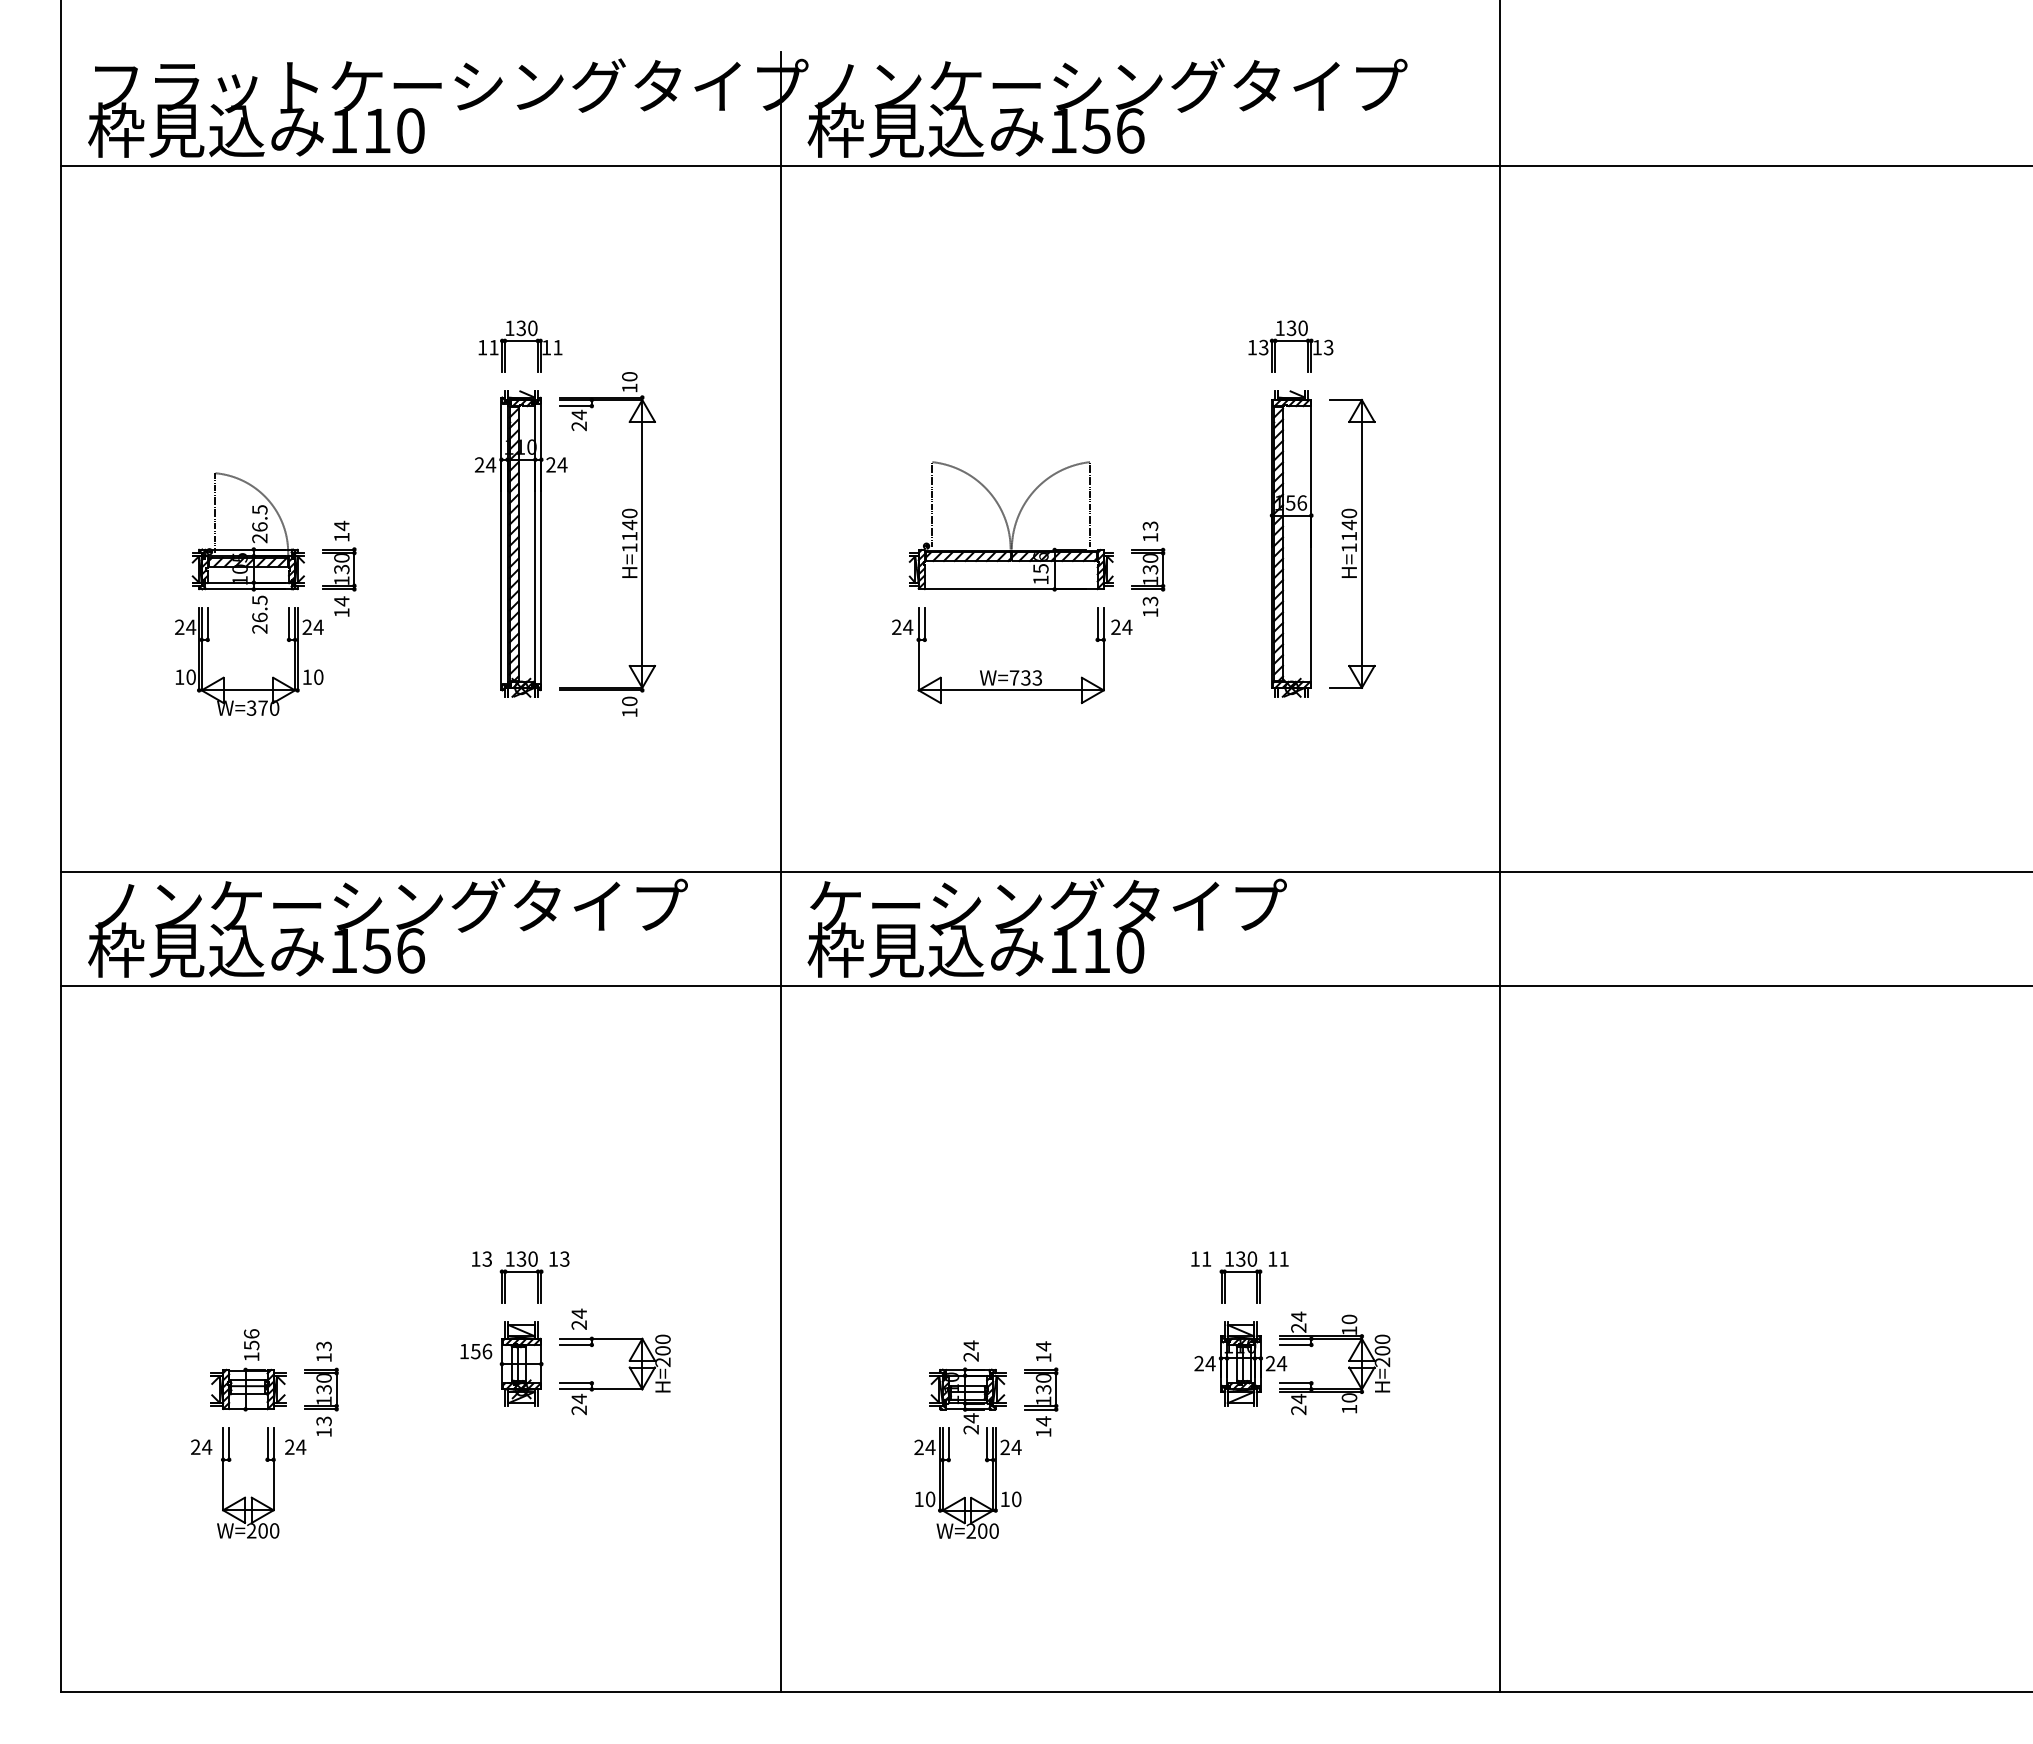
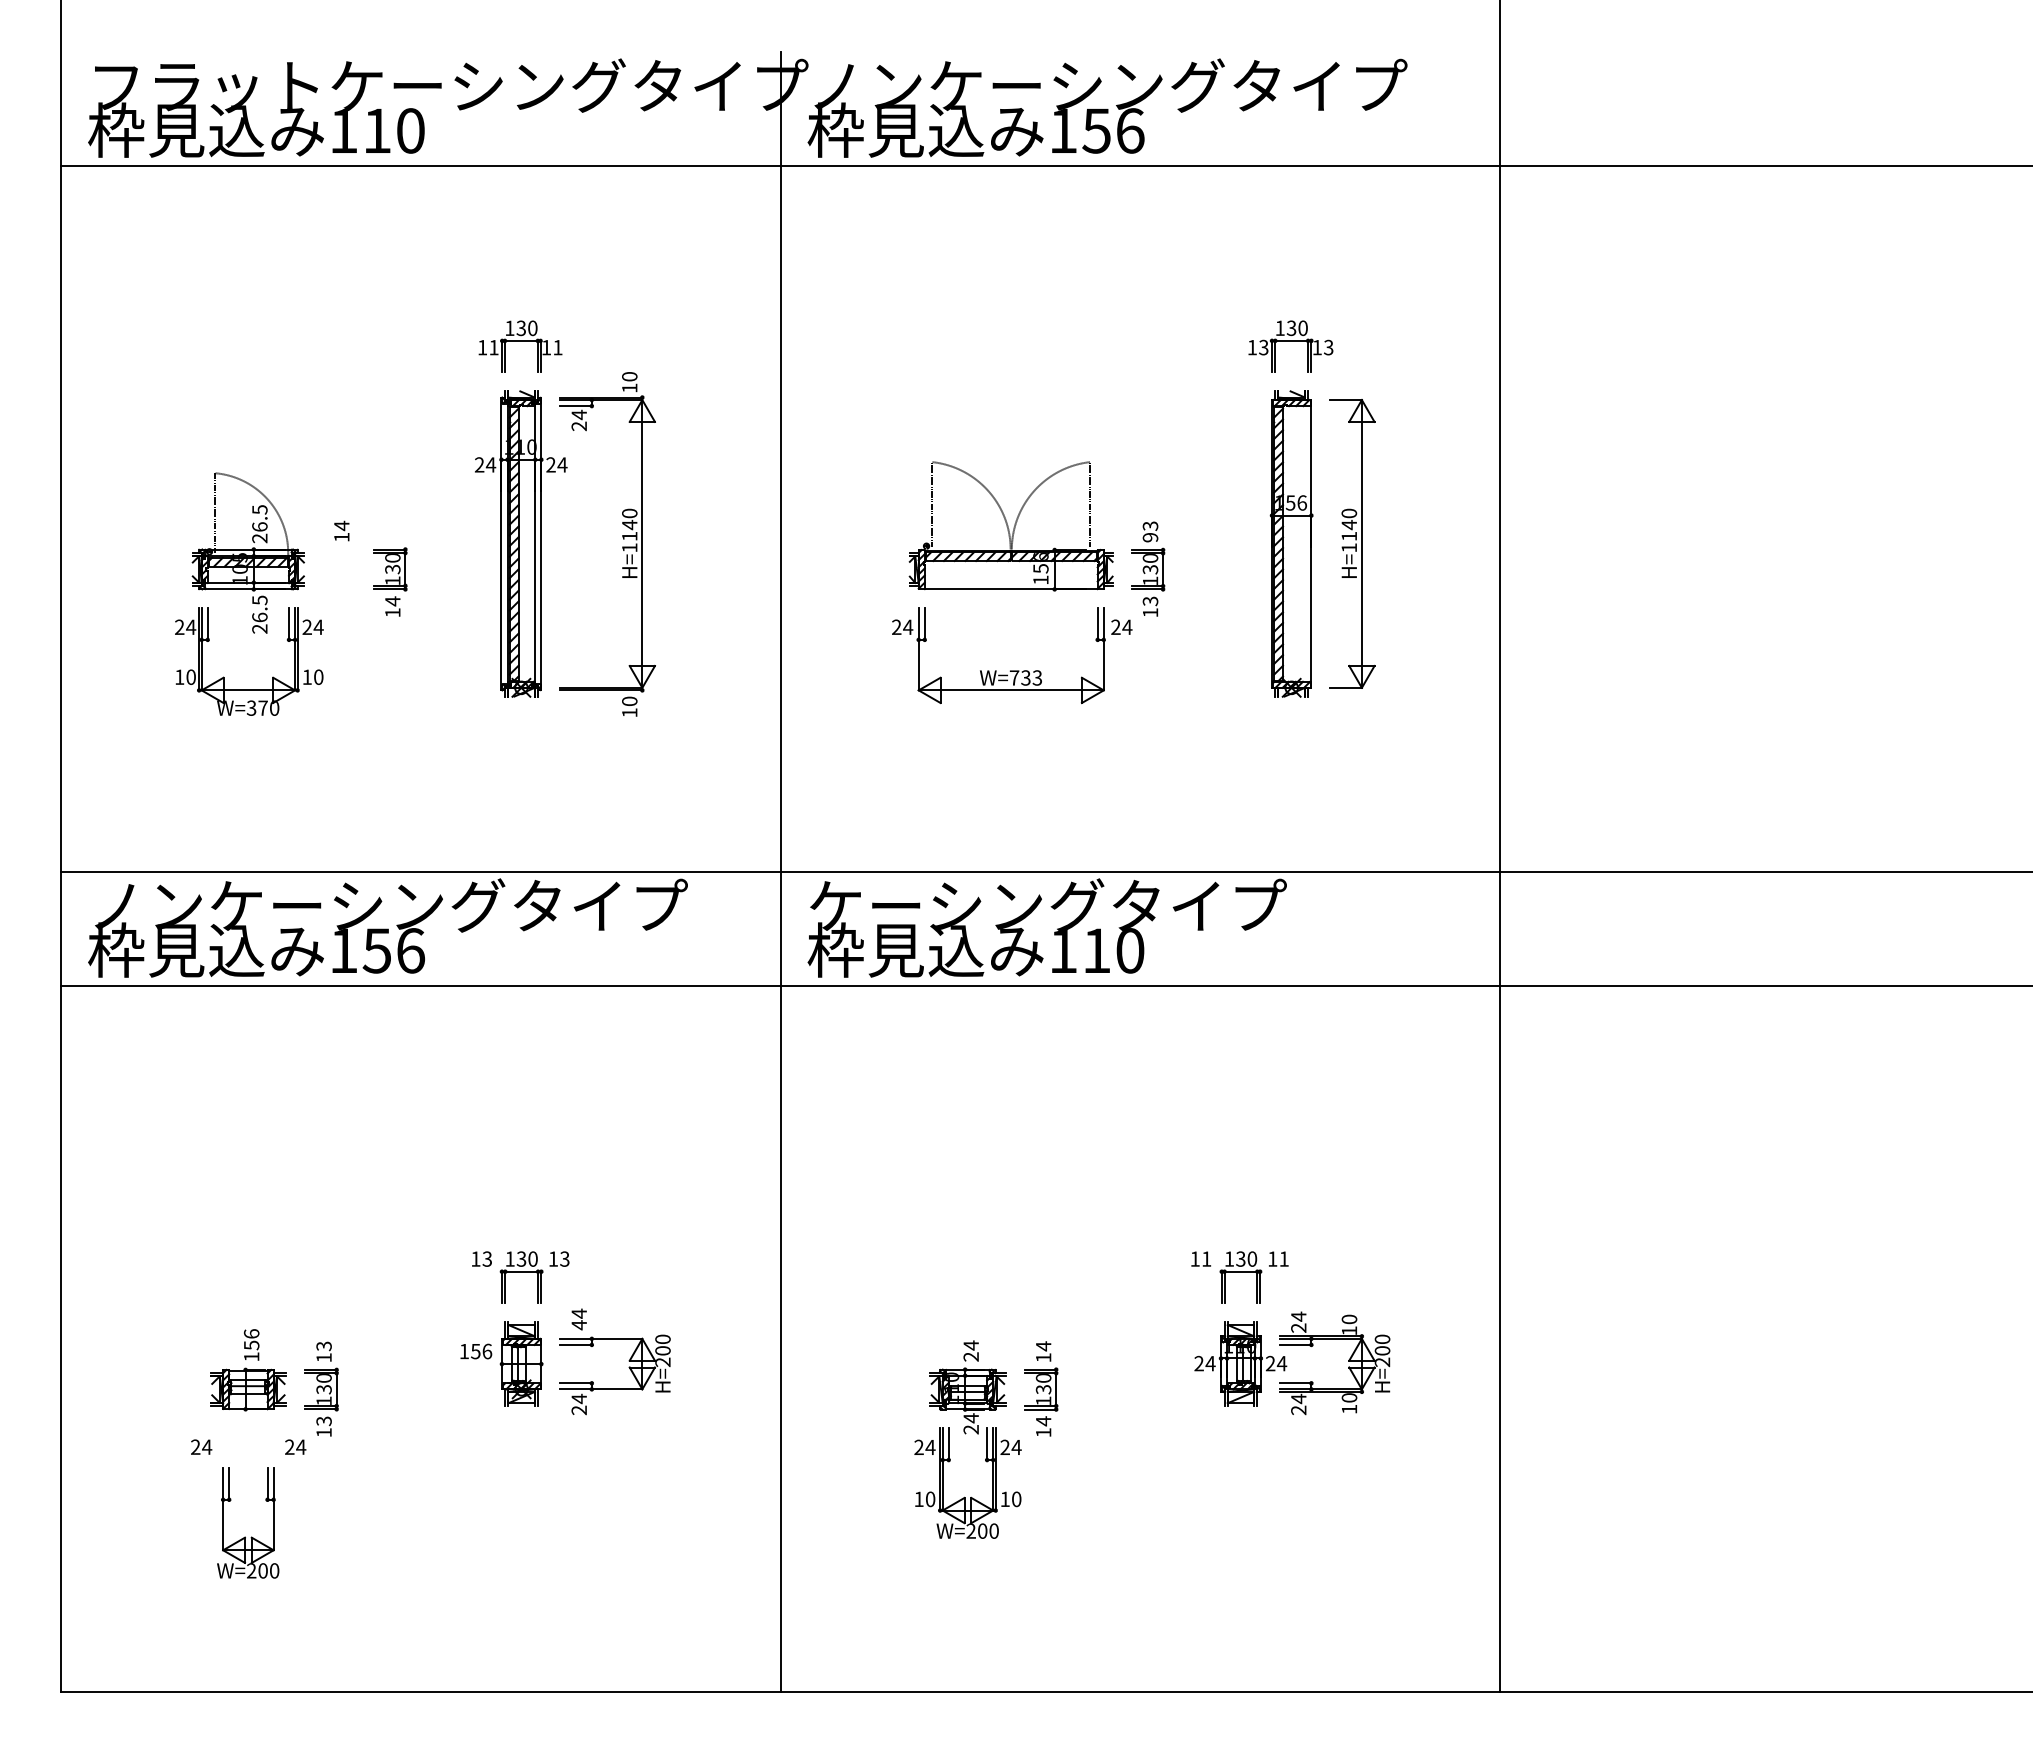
text: 13 -> 93 (1150, 537)
part position: (339, 581) -> (390, 581) (390, 581)
text: 24 -> 44 (578, 1325)
part position: (245, 1496) -> (245, 1536) (245, 1536)
